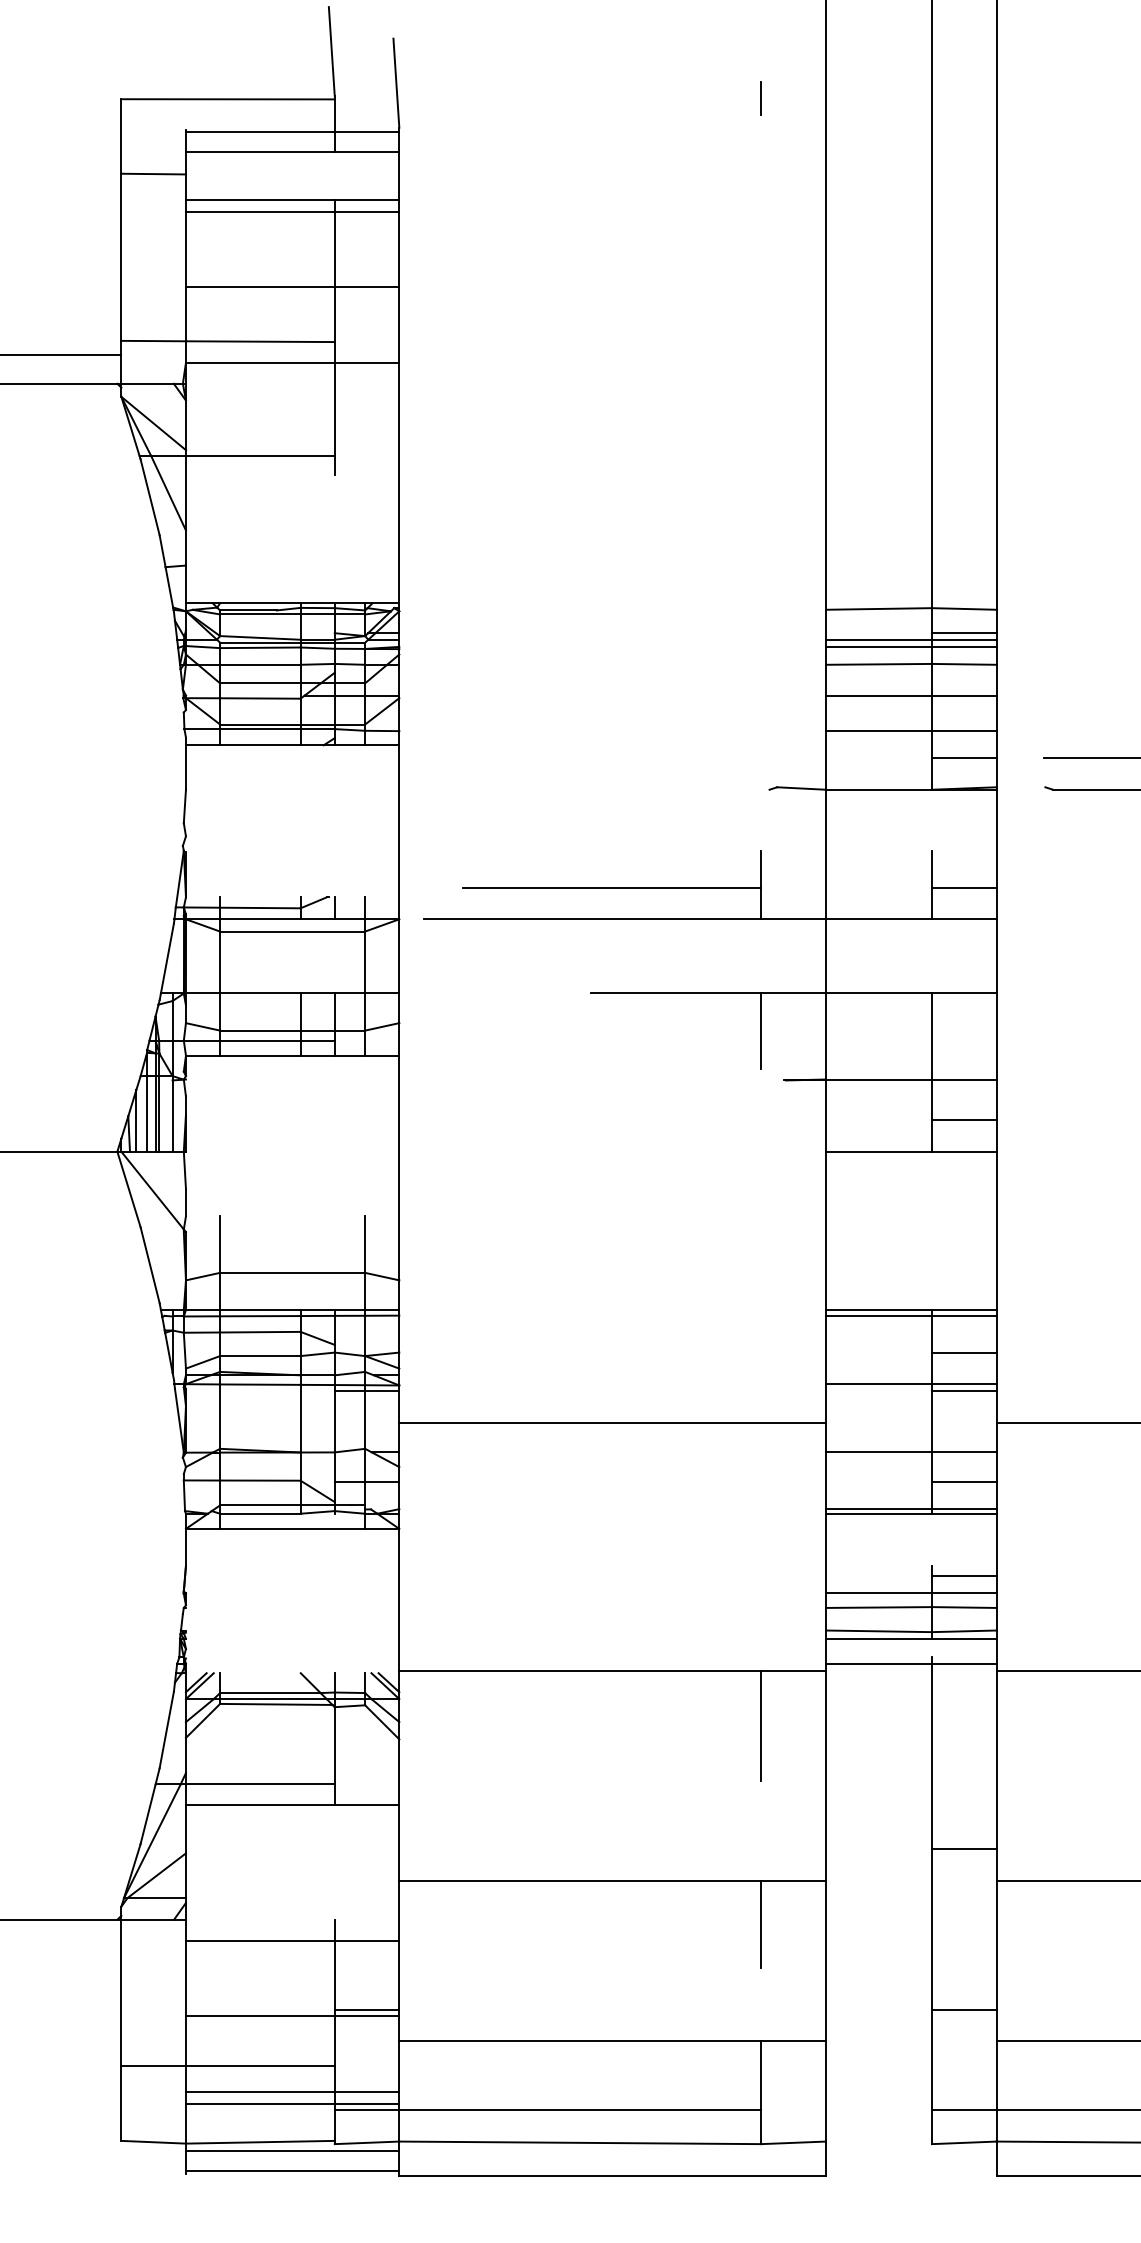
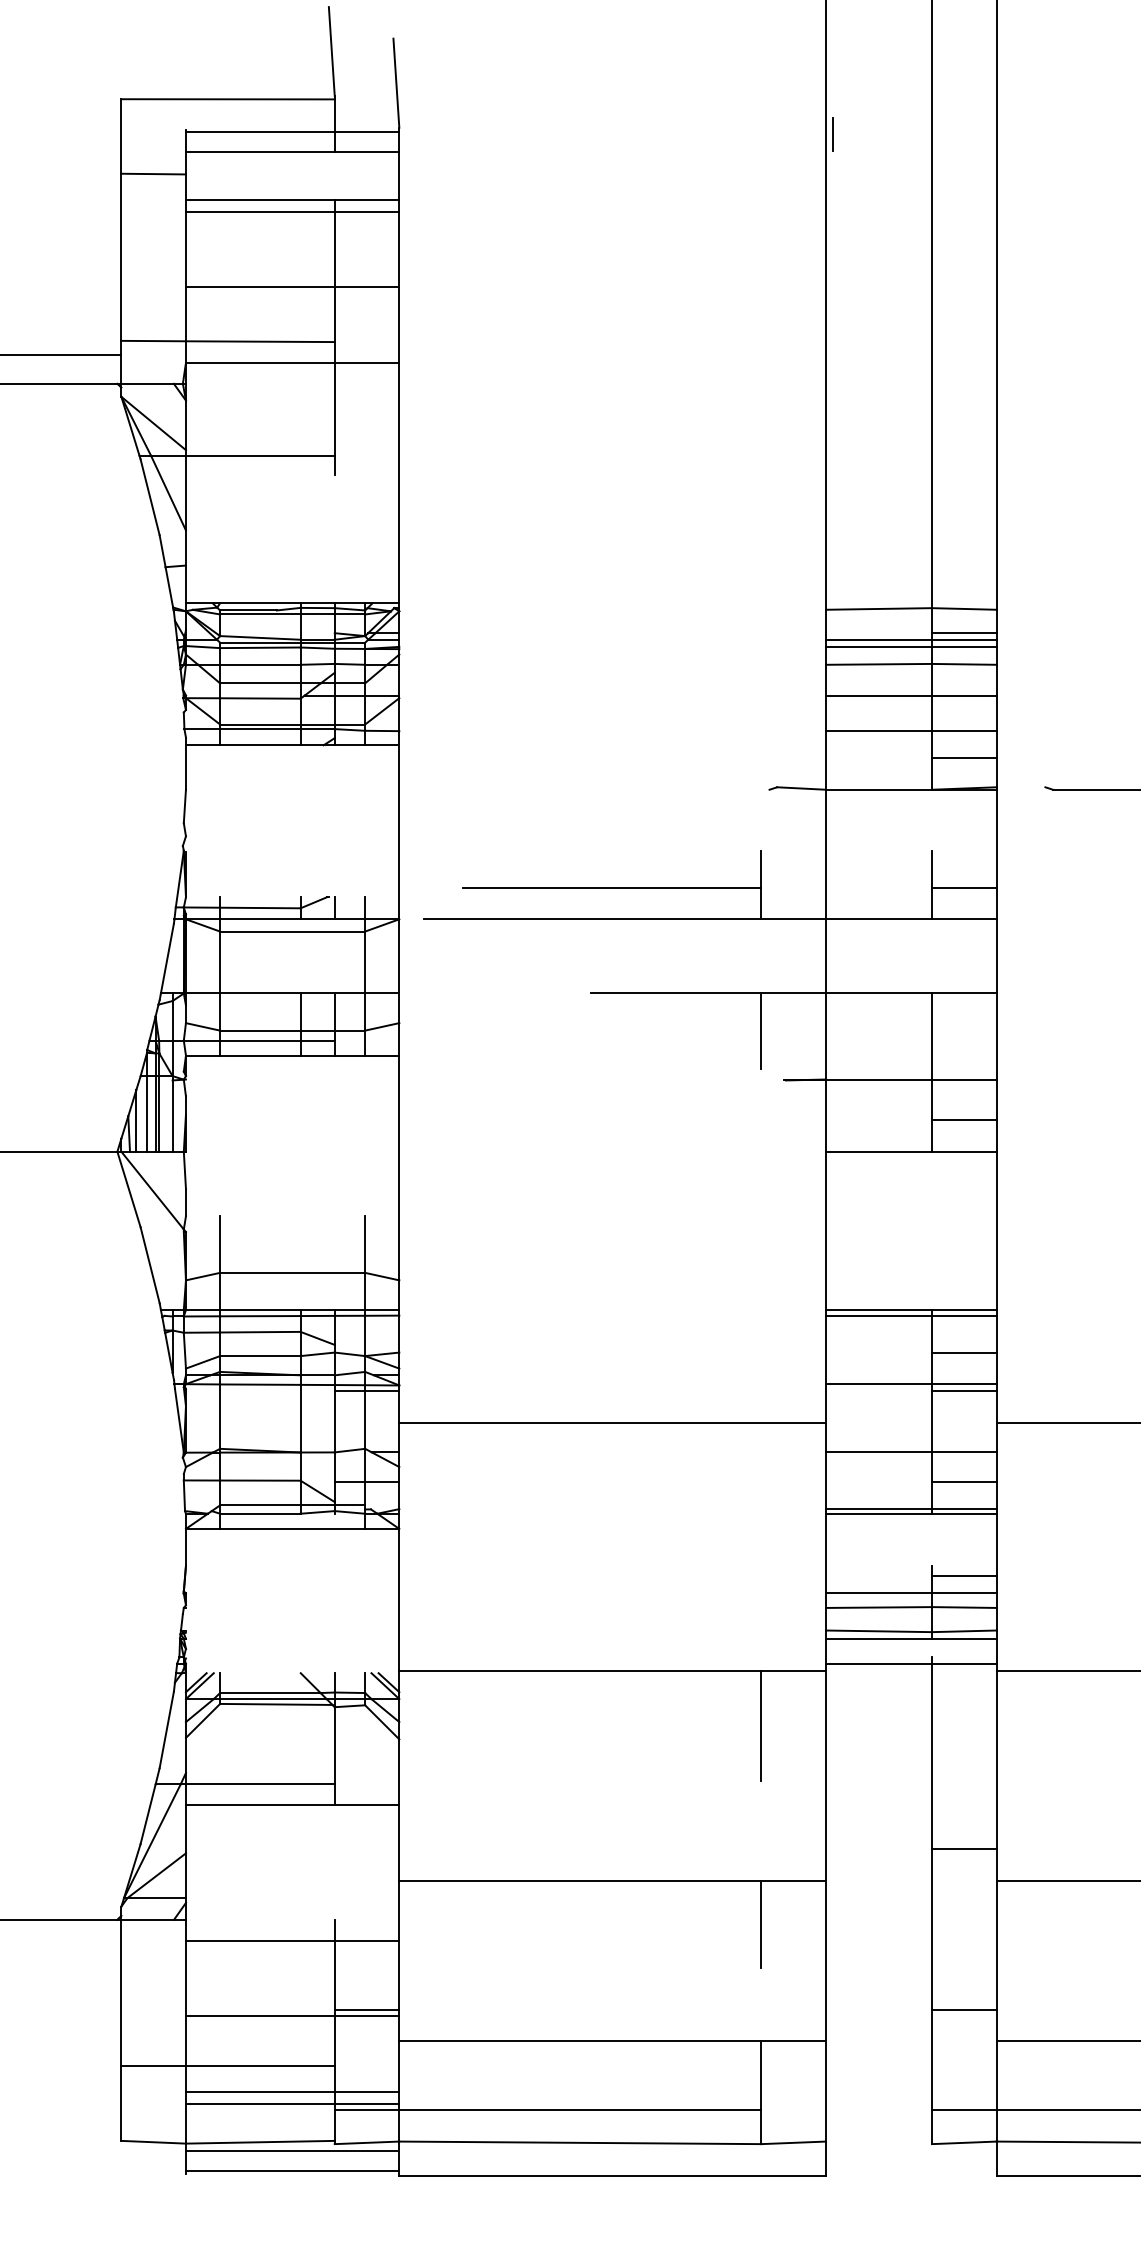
line position: (760, 98) -> (832, 134) (832, 134)
line: present -> none (1090, 758)
